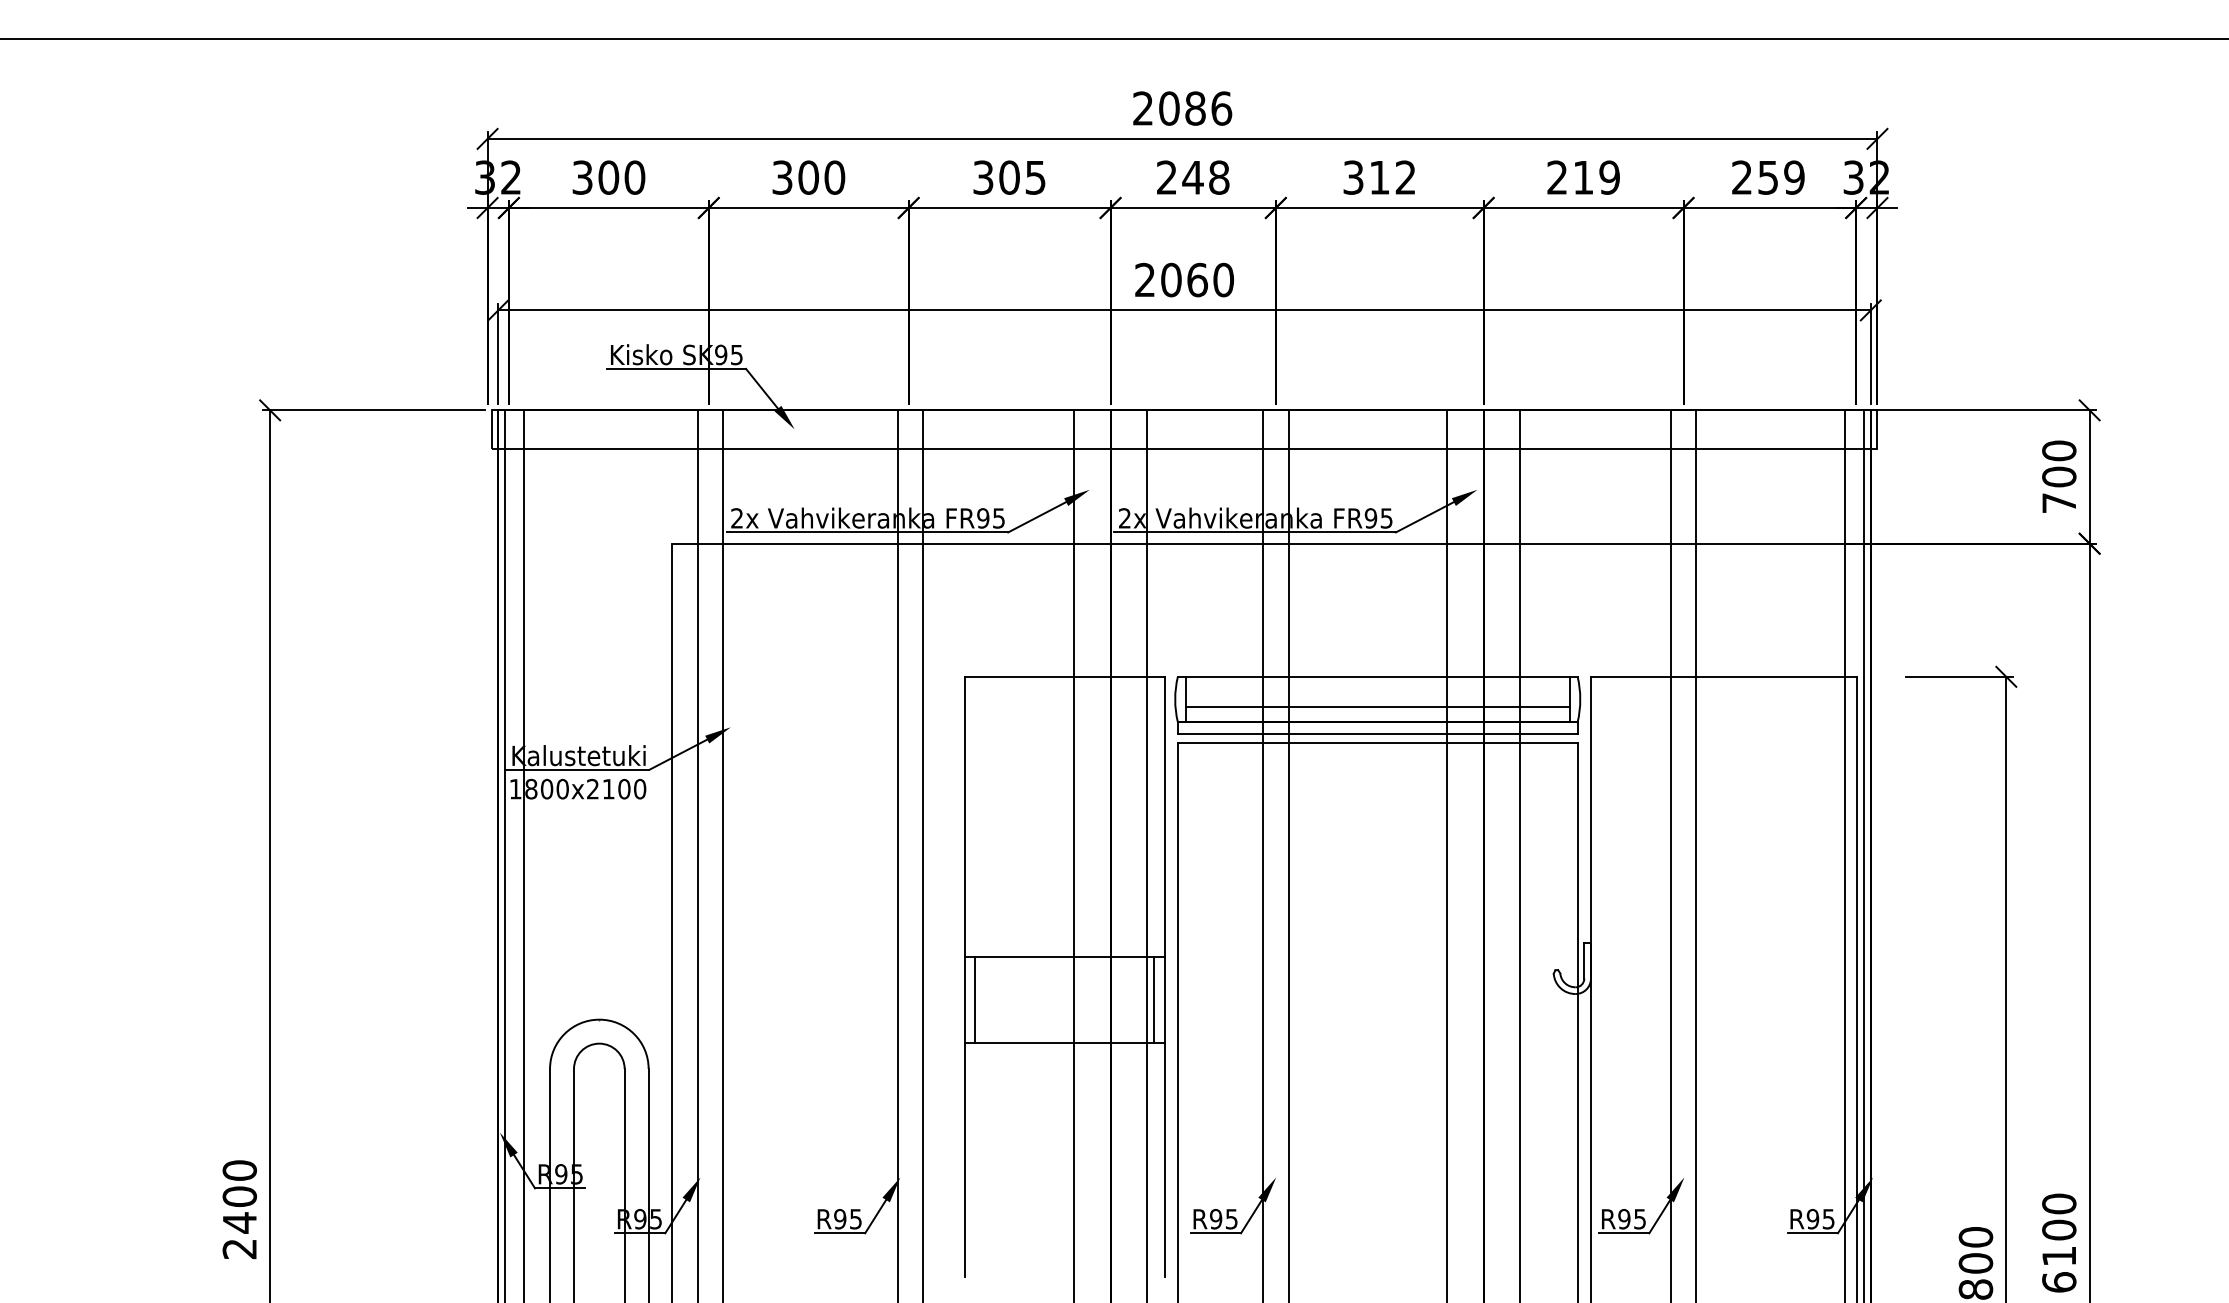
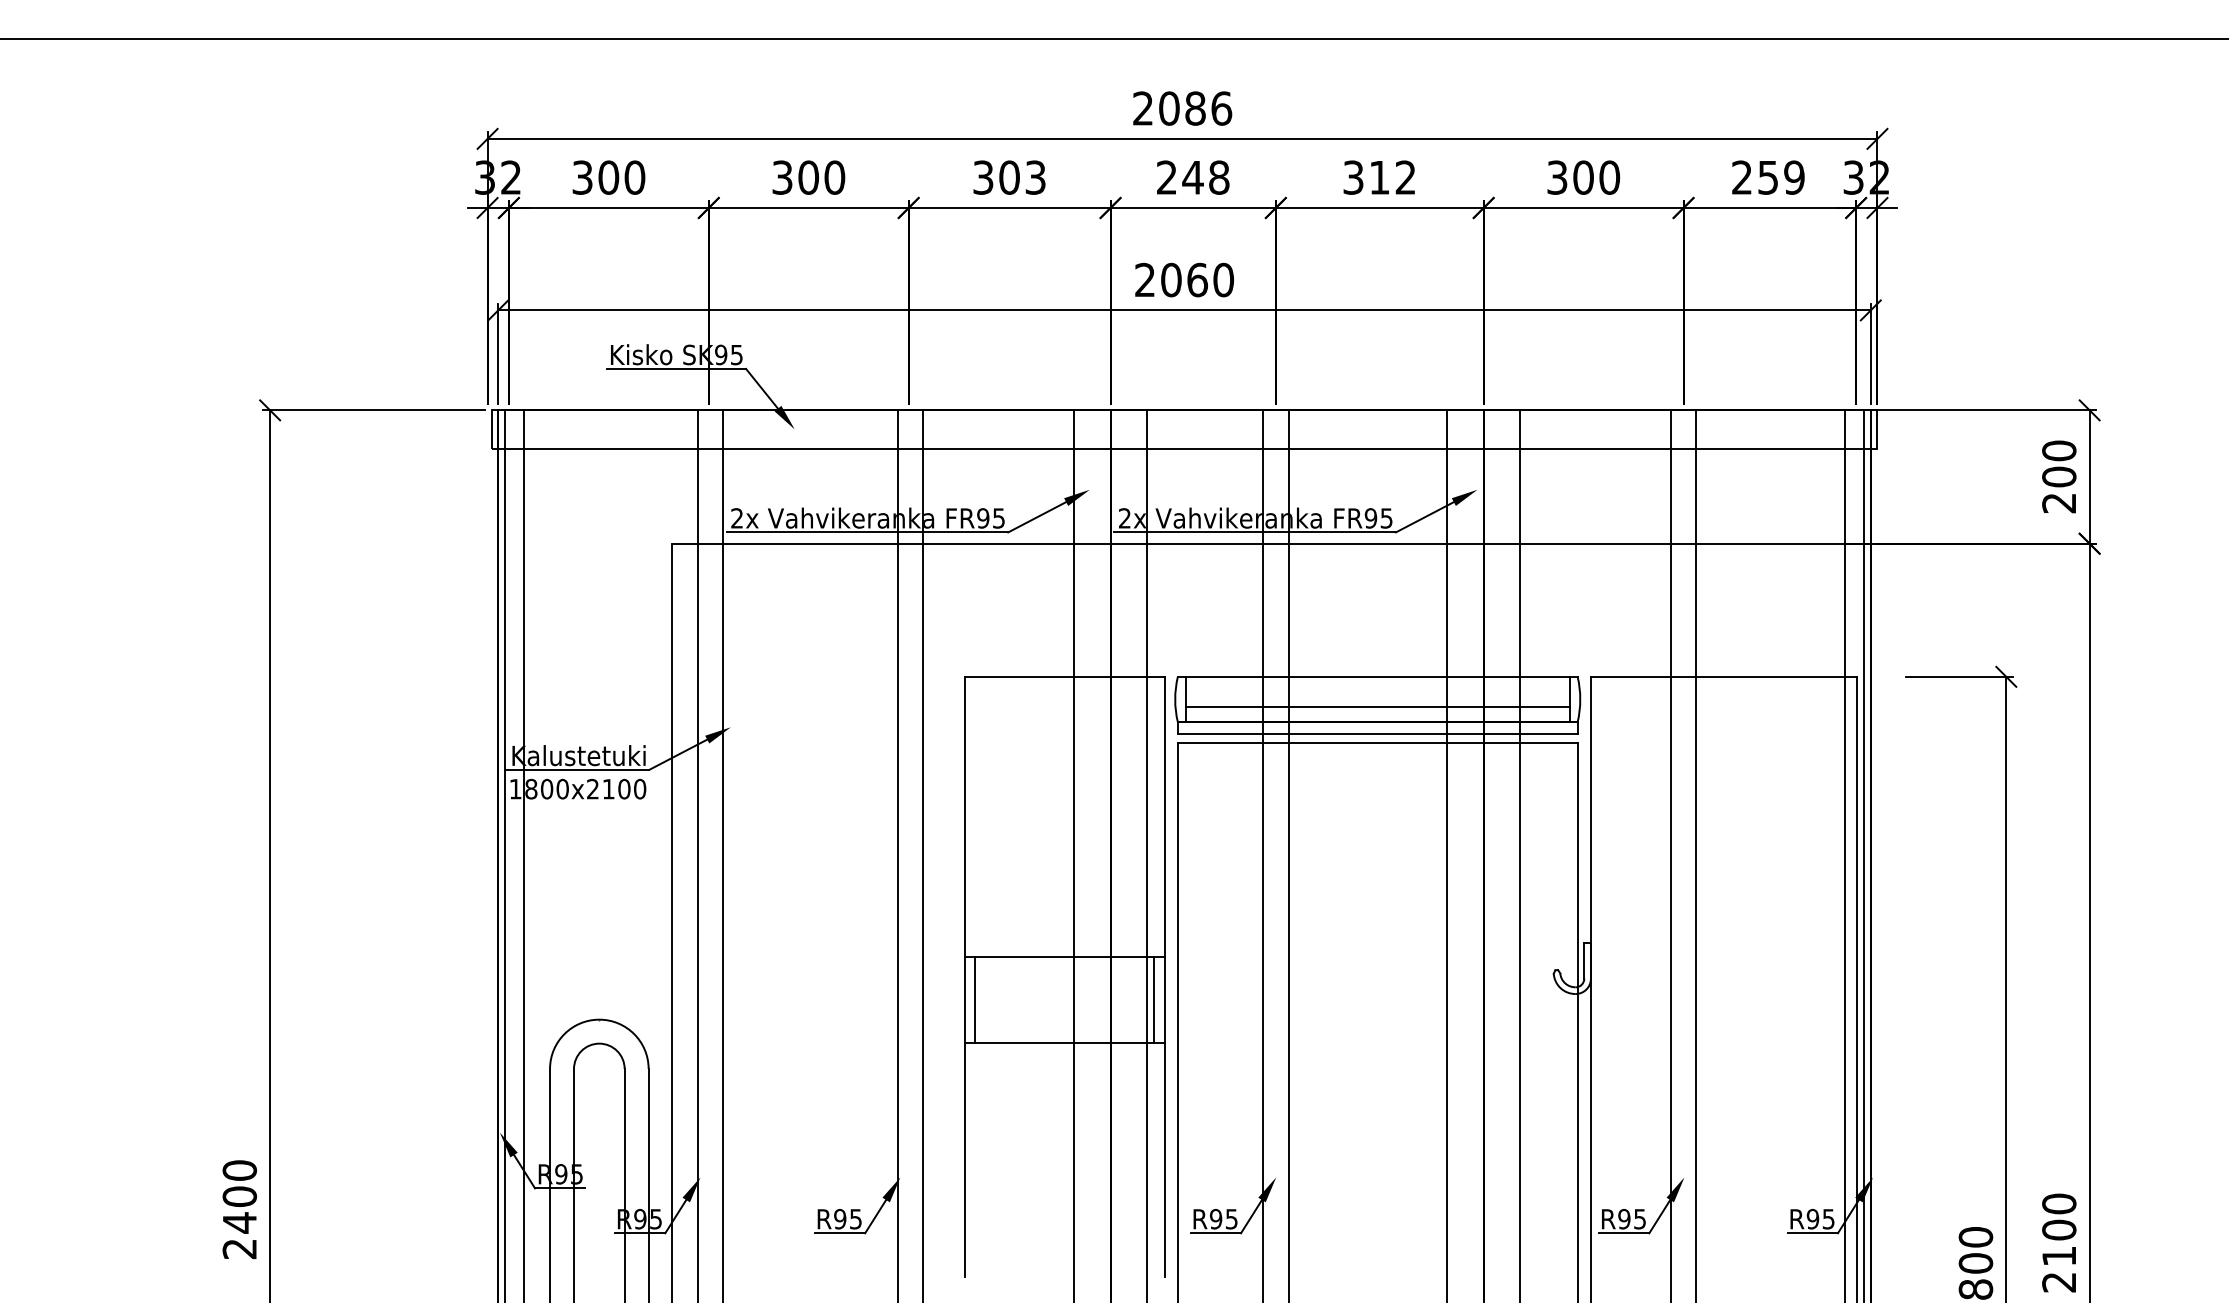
text: 305 -> 303 (1035, 177)
text: 219 -> 300 (1583, 177)
text: 700 -> 200 (2058, 503)
text: 6100 -> 2100 (2059, 1282)
